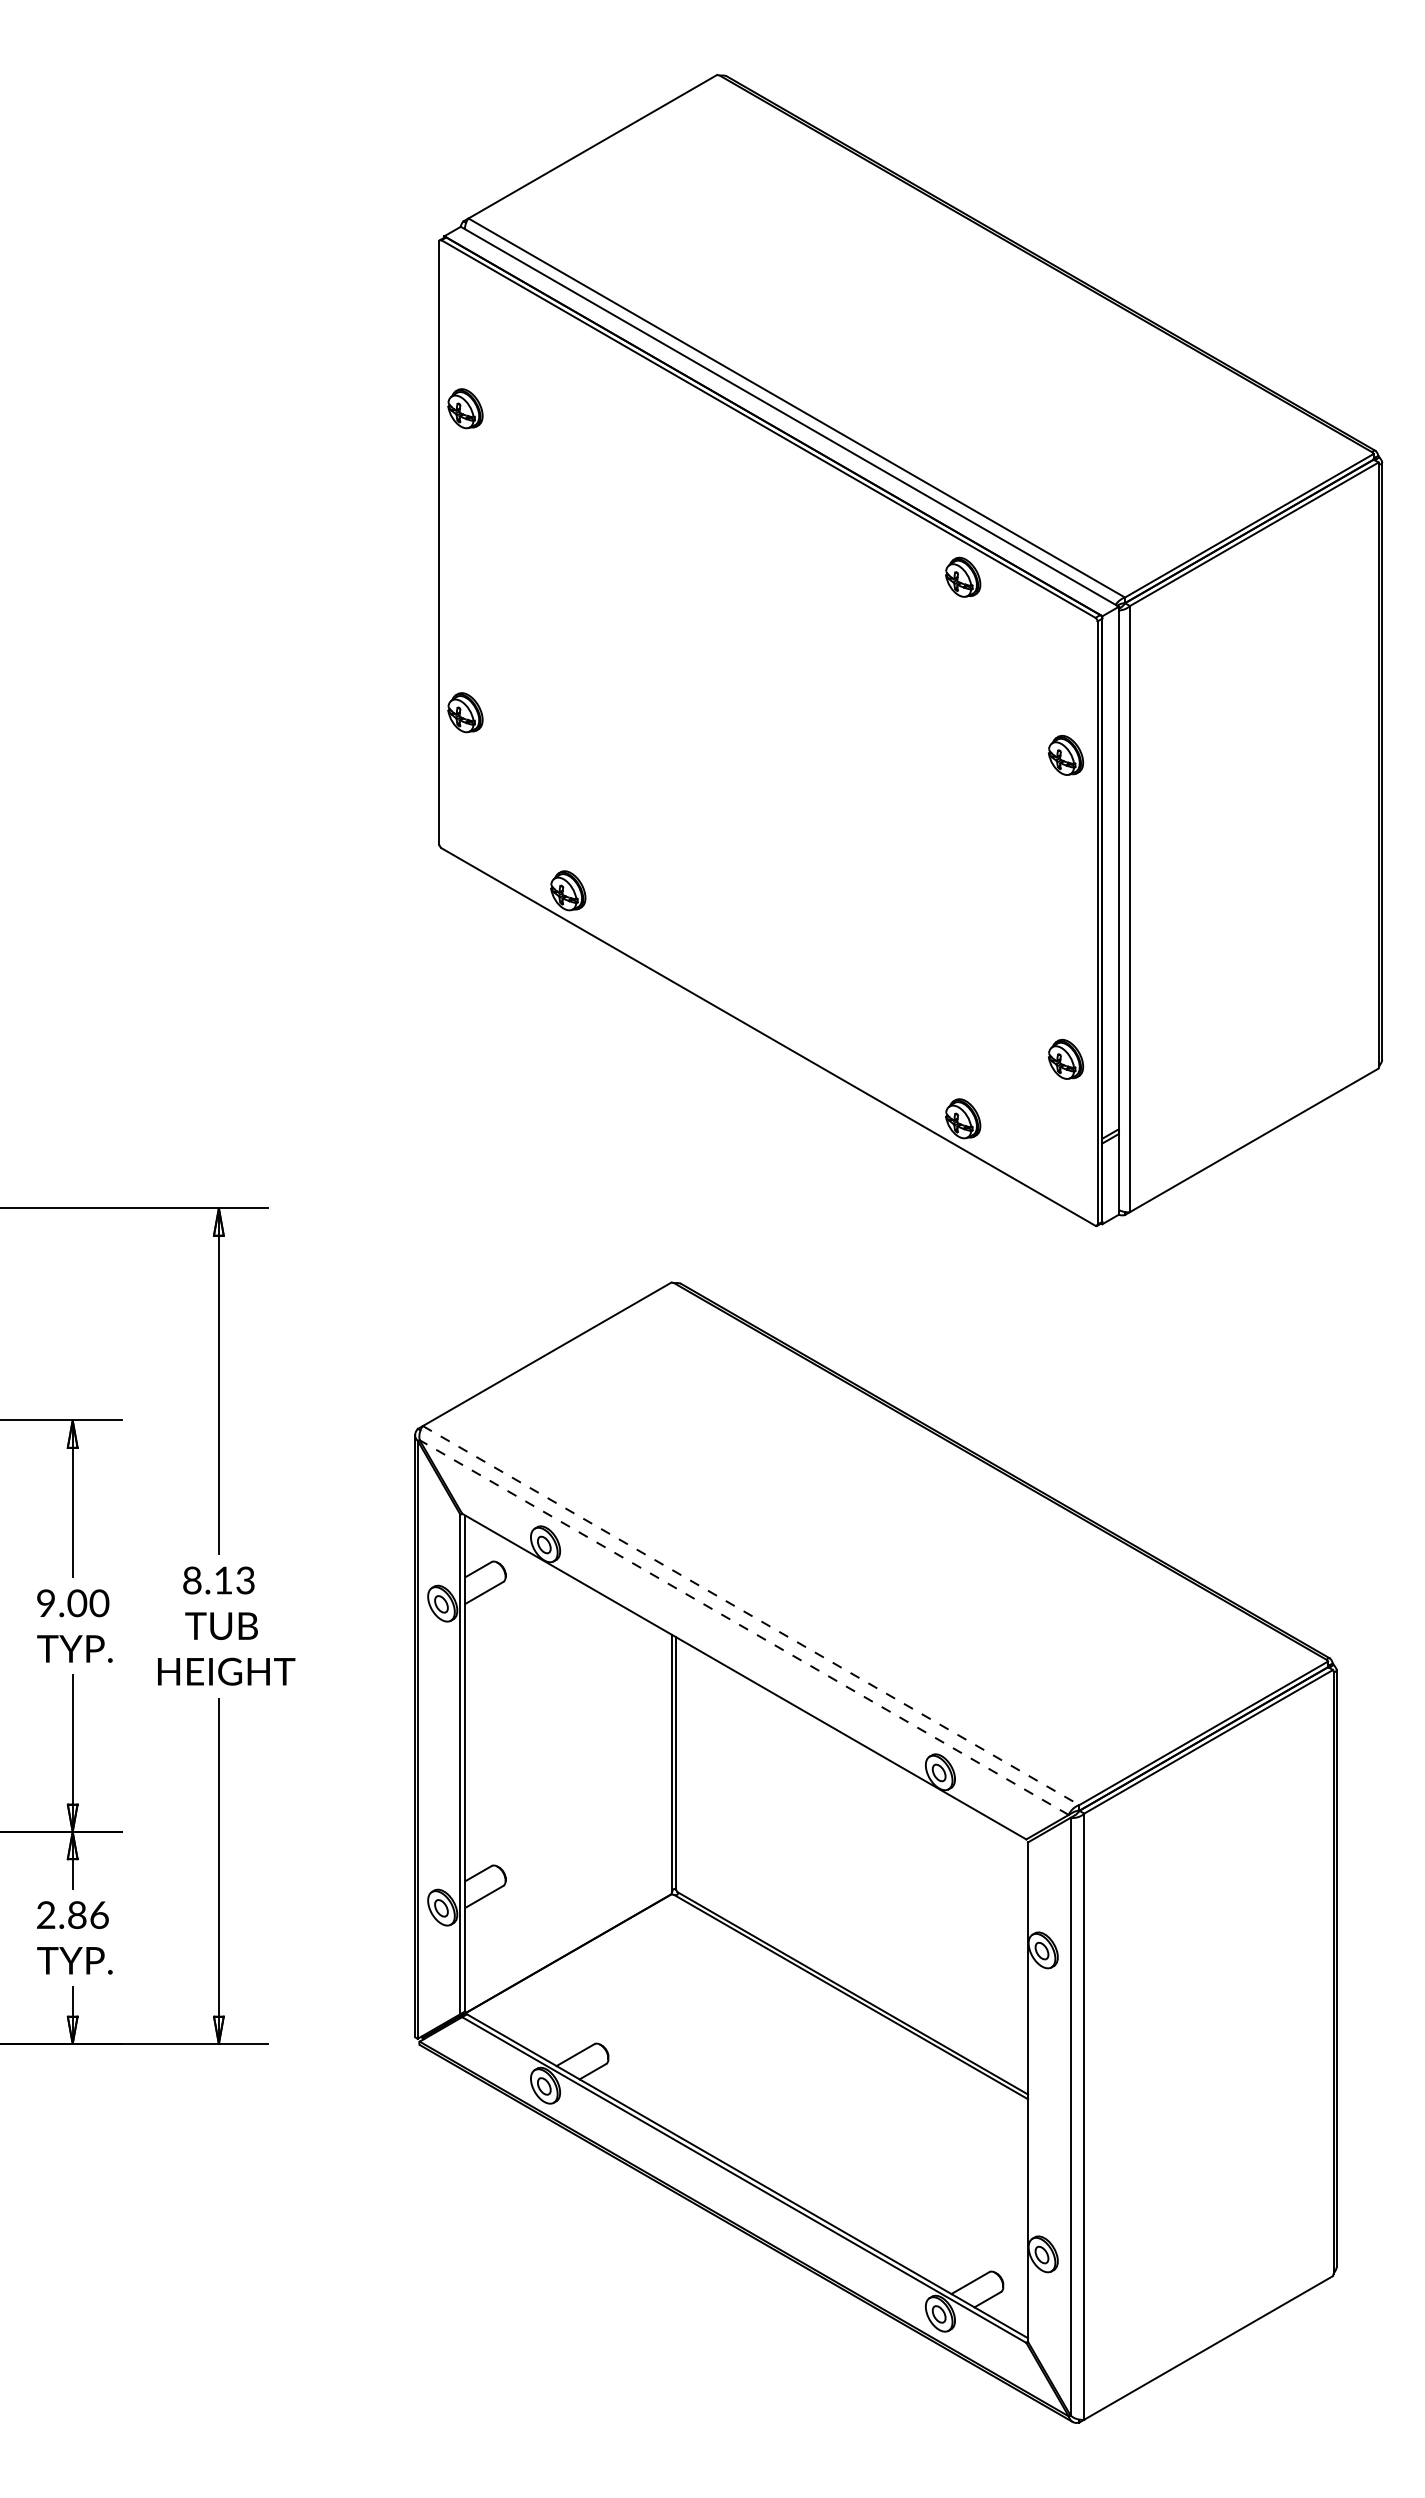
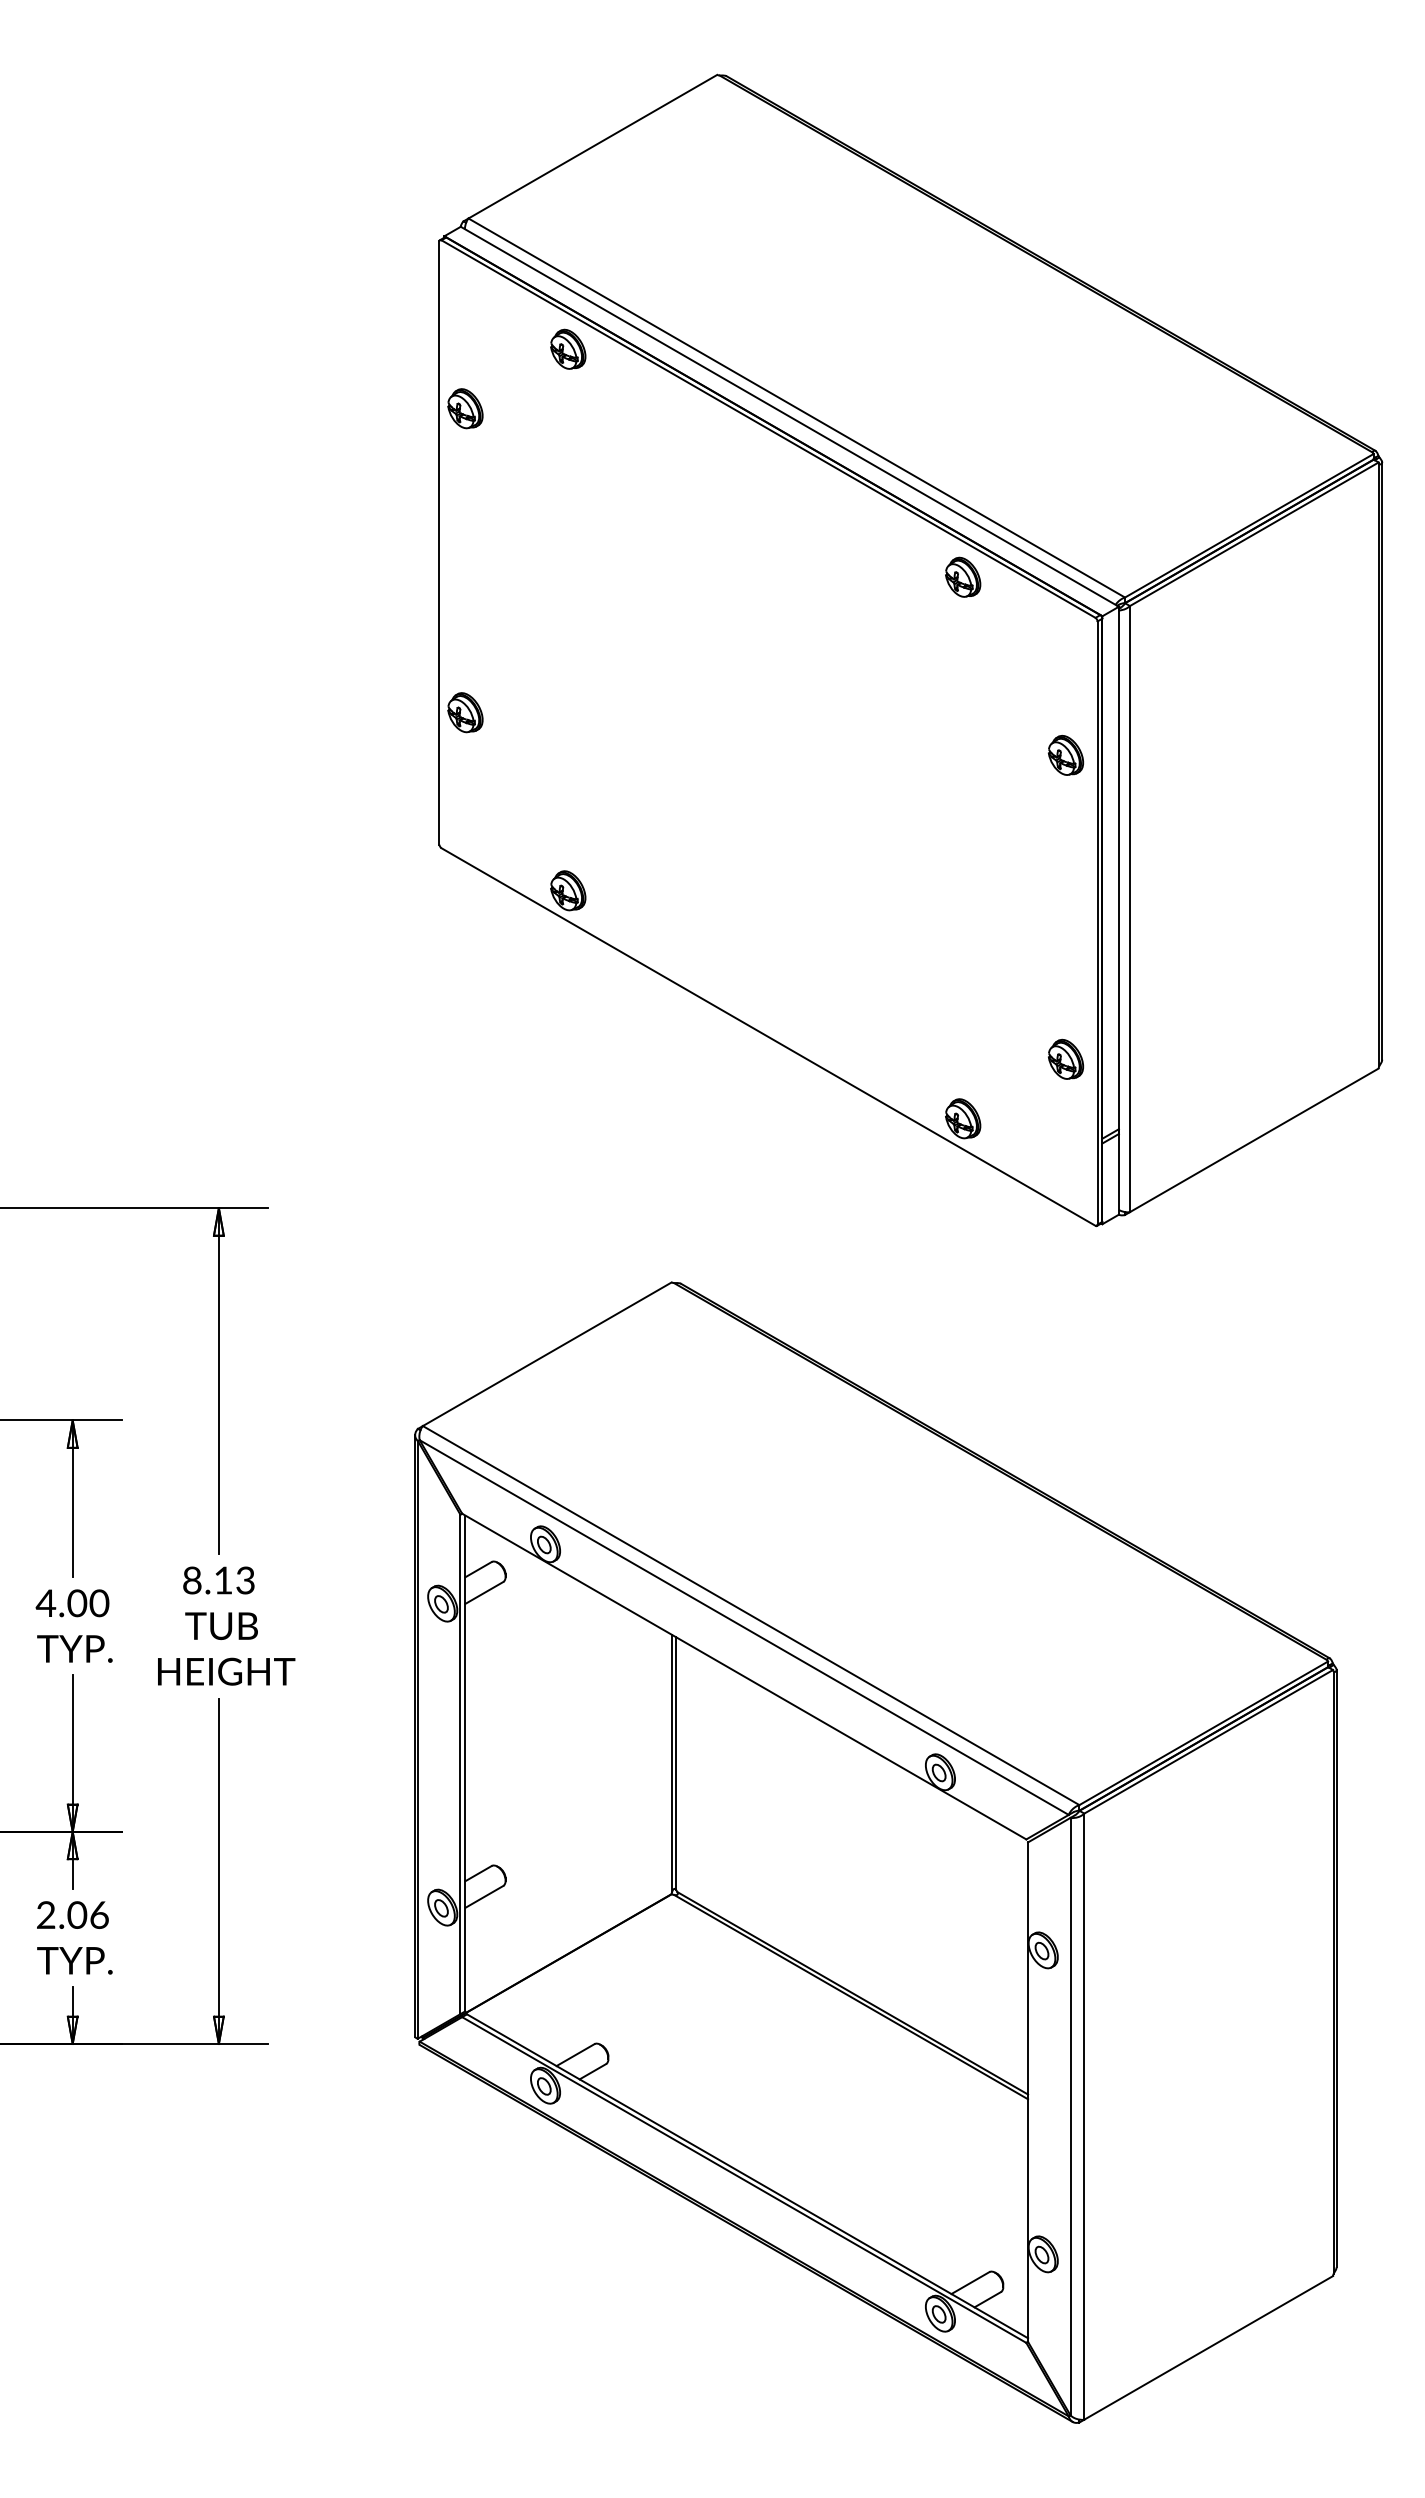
part: none -> present (568, 348)
text: 9.00 -> 4.00 (45, 1602)
line: dashed -> solid (751, 1615)
line: dashed -> solid (744, 1627)
text: 2.86 -> 2.06 (77, 1915)
